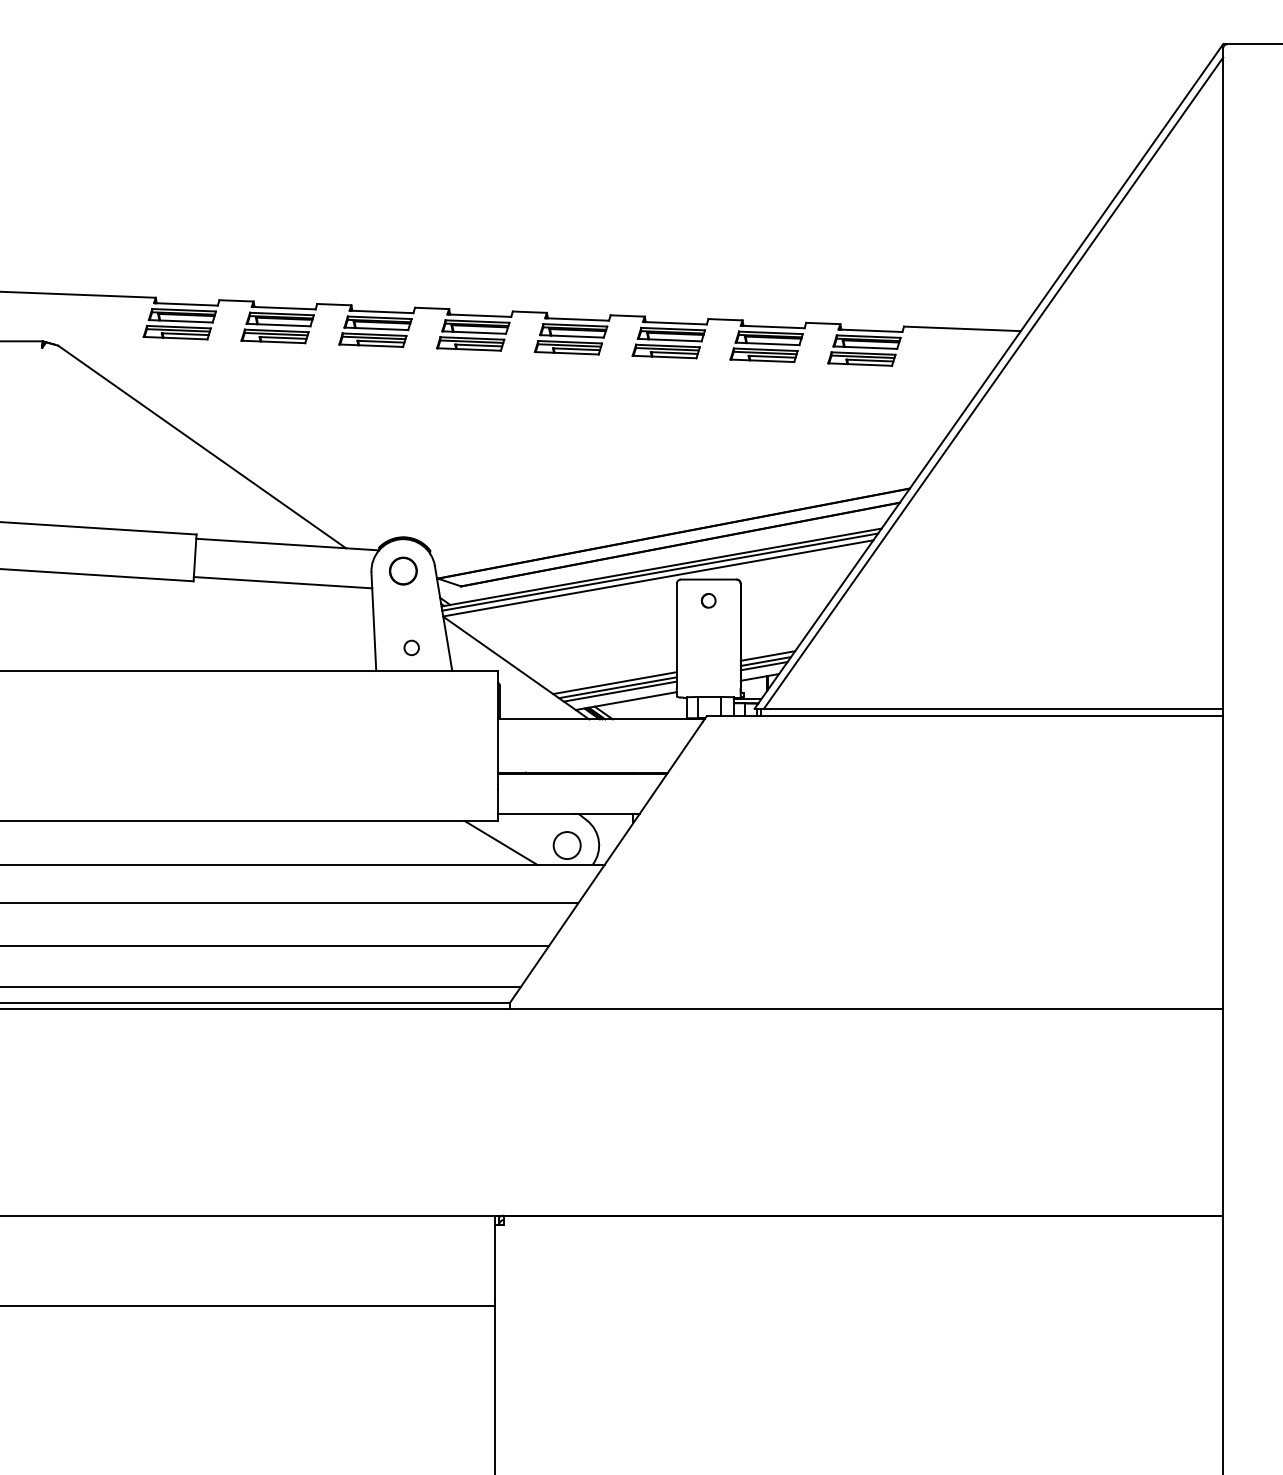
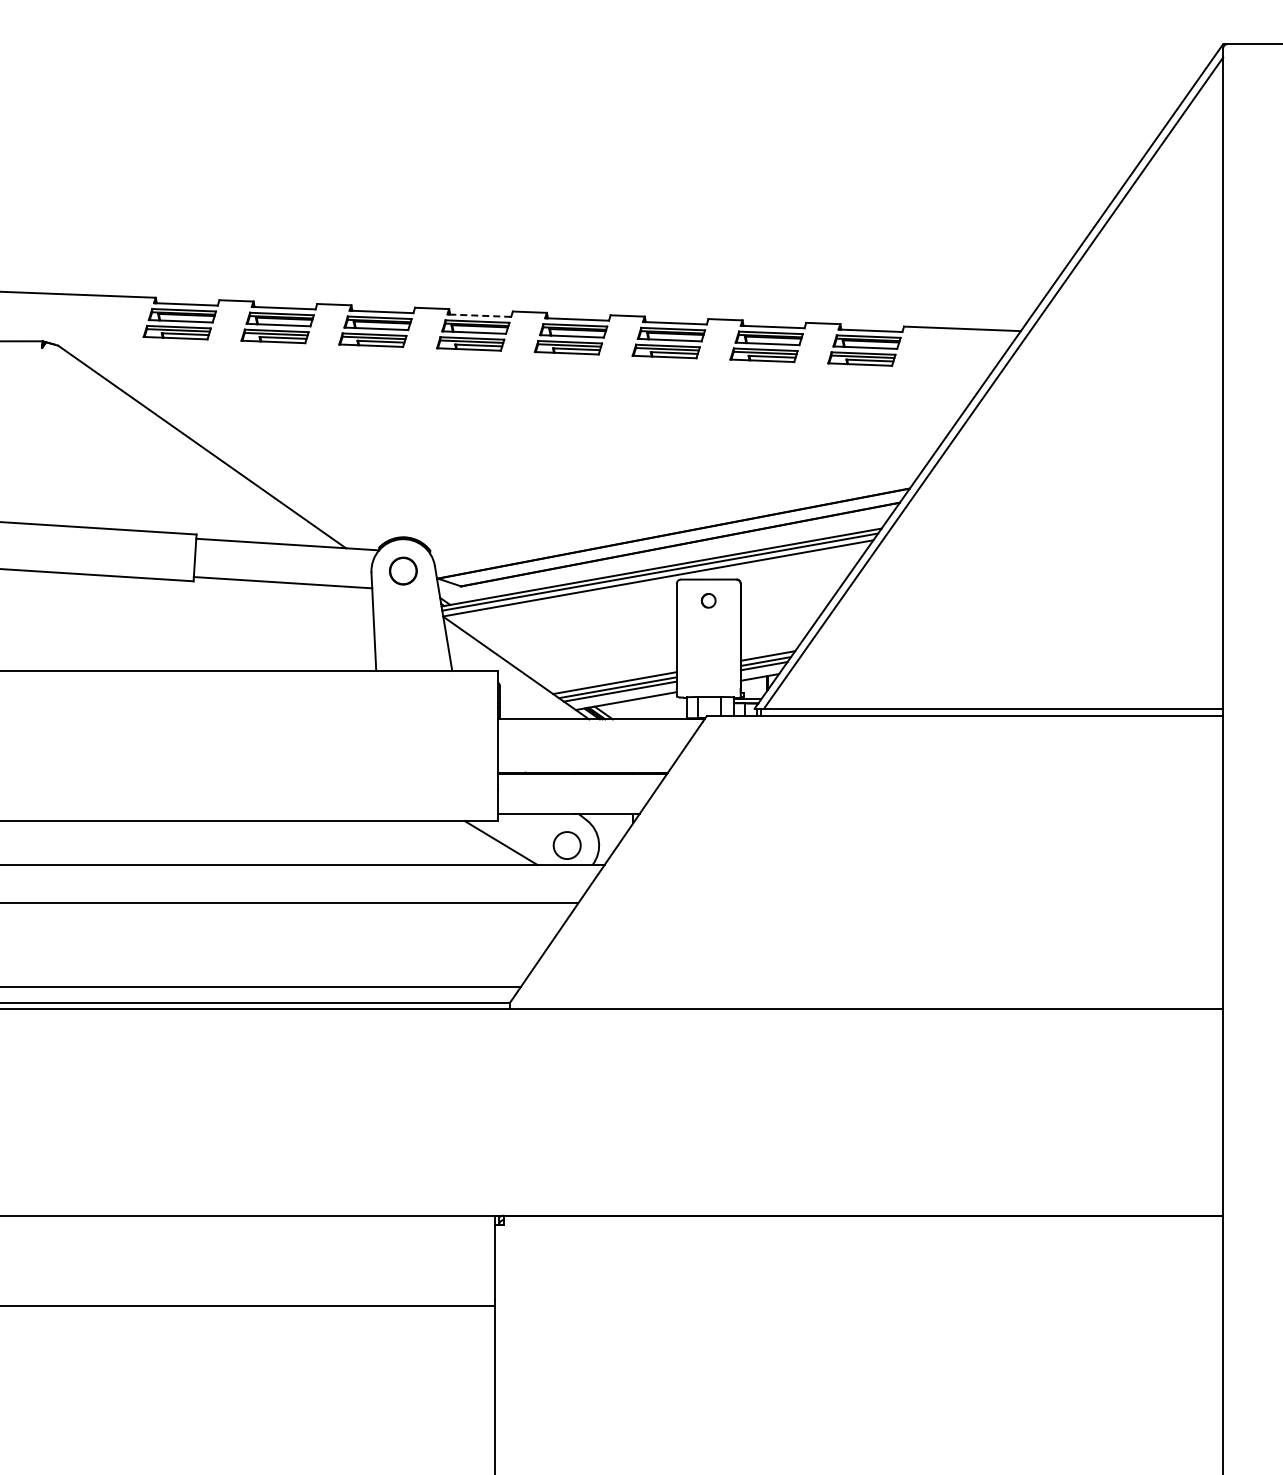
line: solid -> dashed (479, 315)
circle: present -> none (411, 647)
line: present -> none (275, 946)
